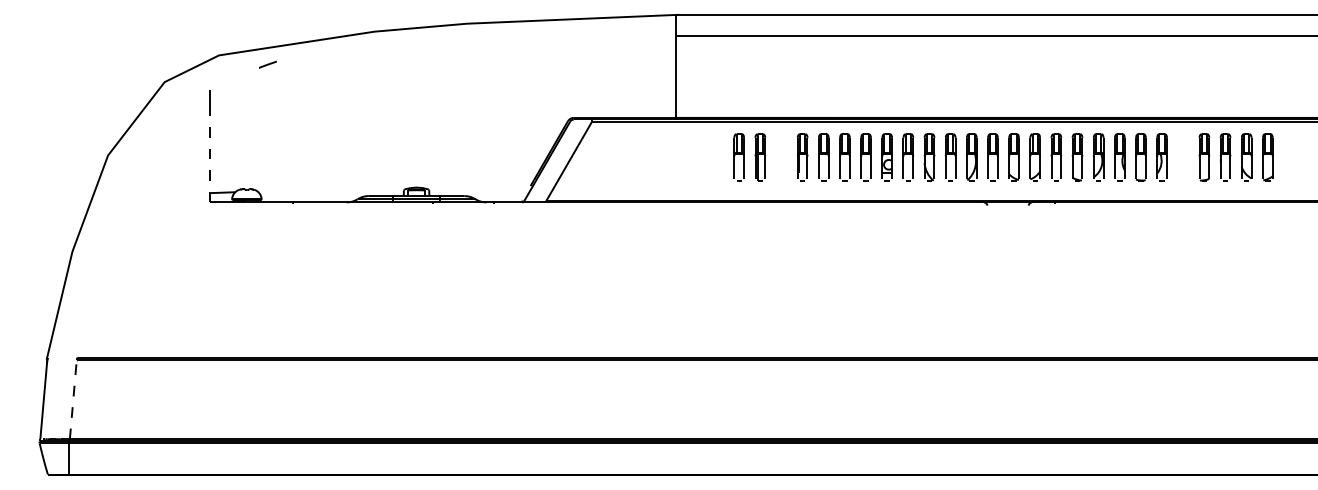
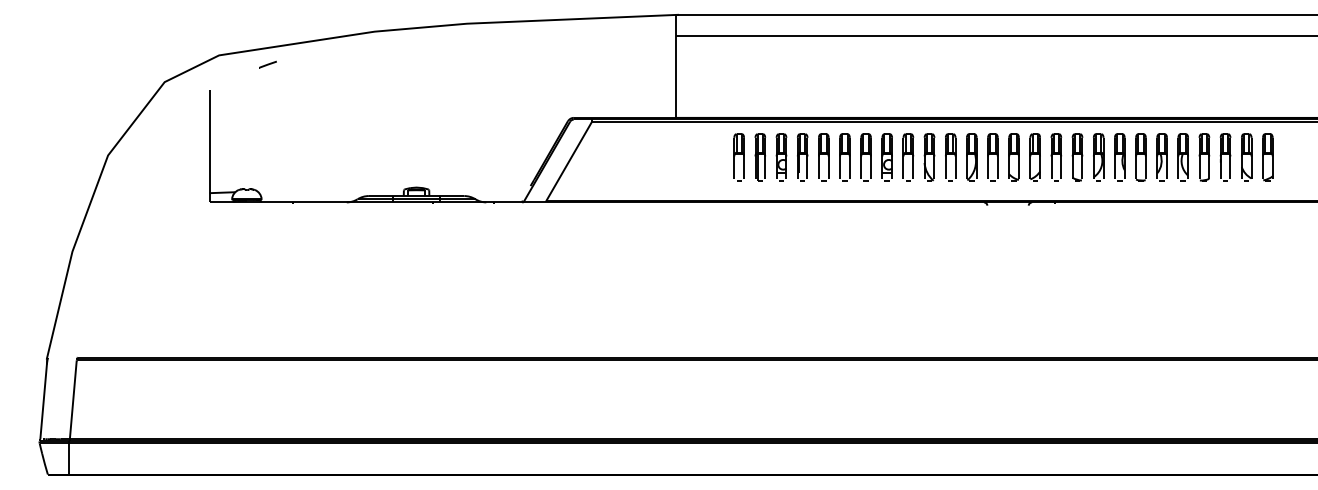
line: dashed -> solid (209, 154)
part: none -> present (781, 157)
part: none -> present (1182, 157)
line: dashed -> solid (73, 399)
